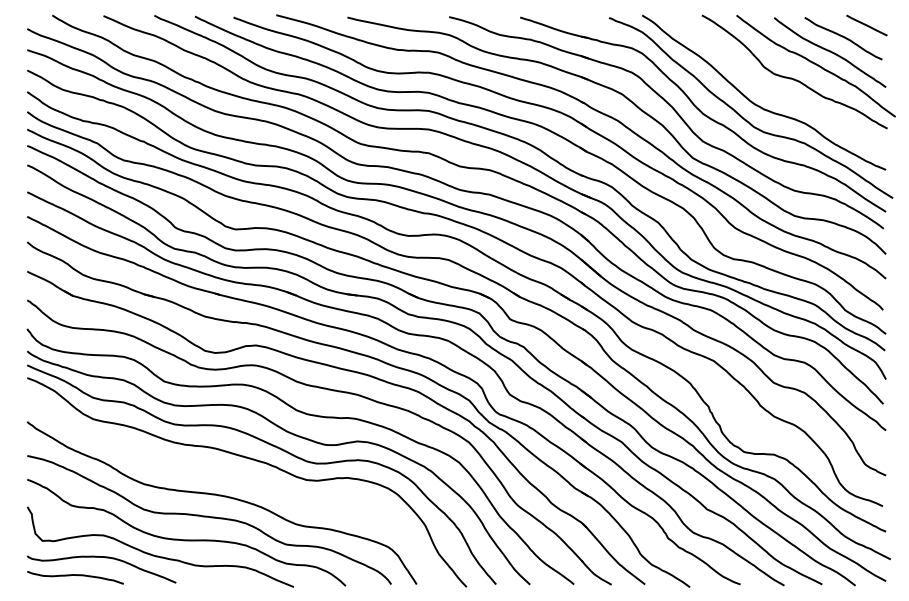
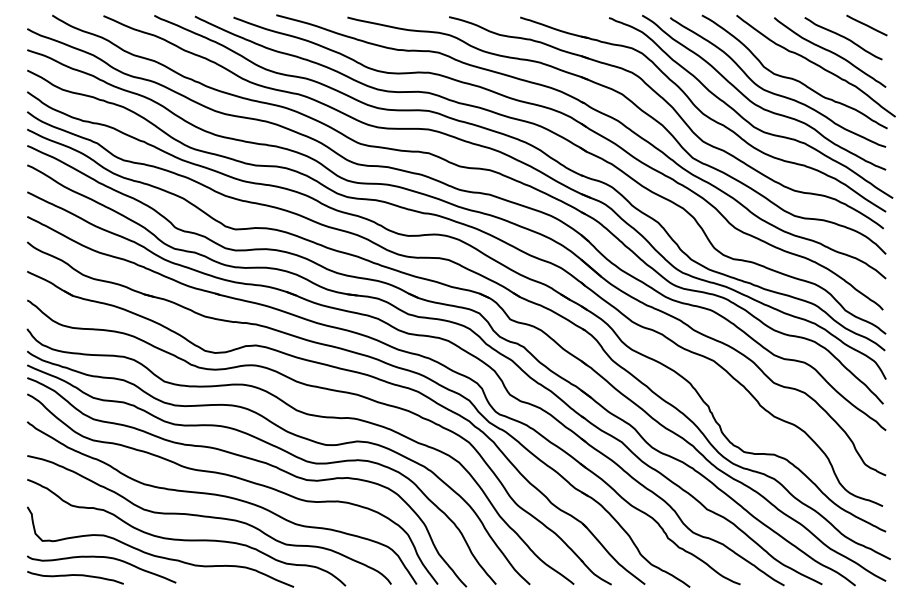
curve: none -> present (773, 92)
curve: none -> present (236, 478)
